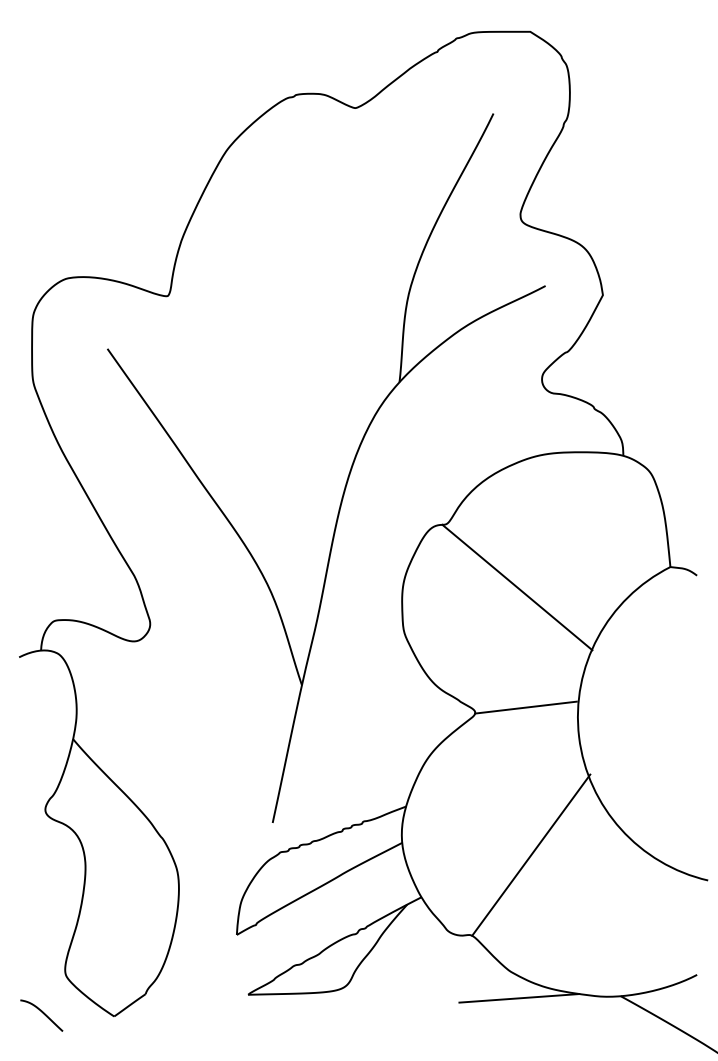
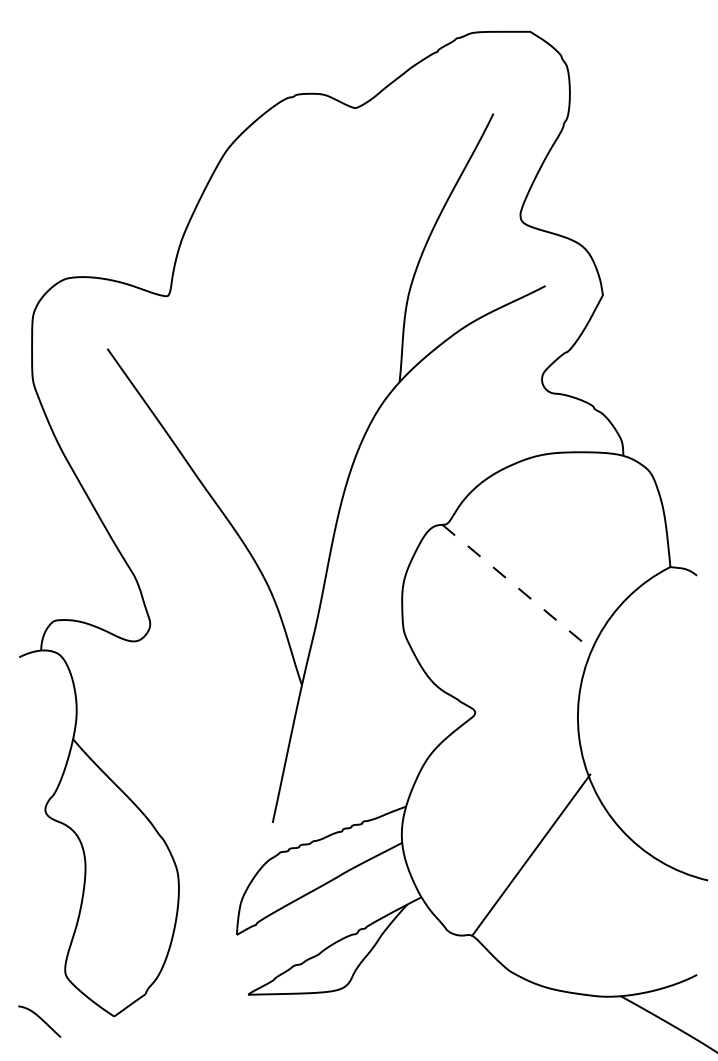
line: solid -> dashed (517, 587)
line: present -> none (525, 707)
line: present -> none (519, 998)
curve position: (42, 1013) -> (40, 1019) (40, 1019)
